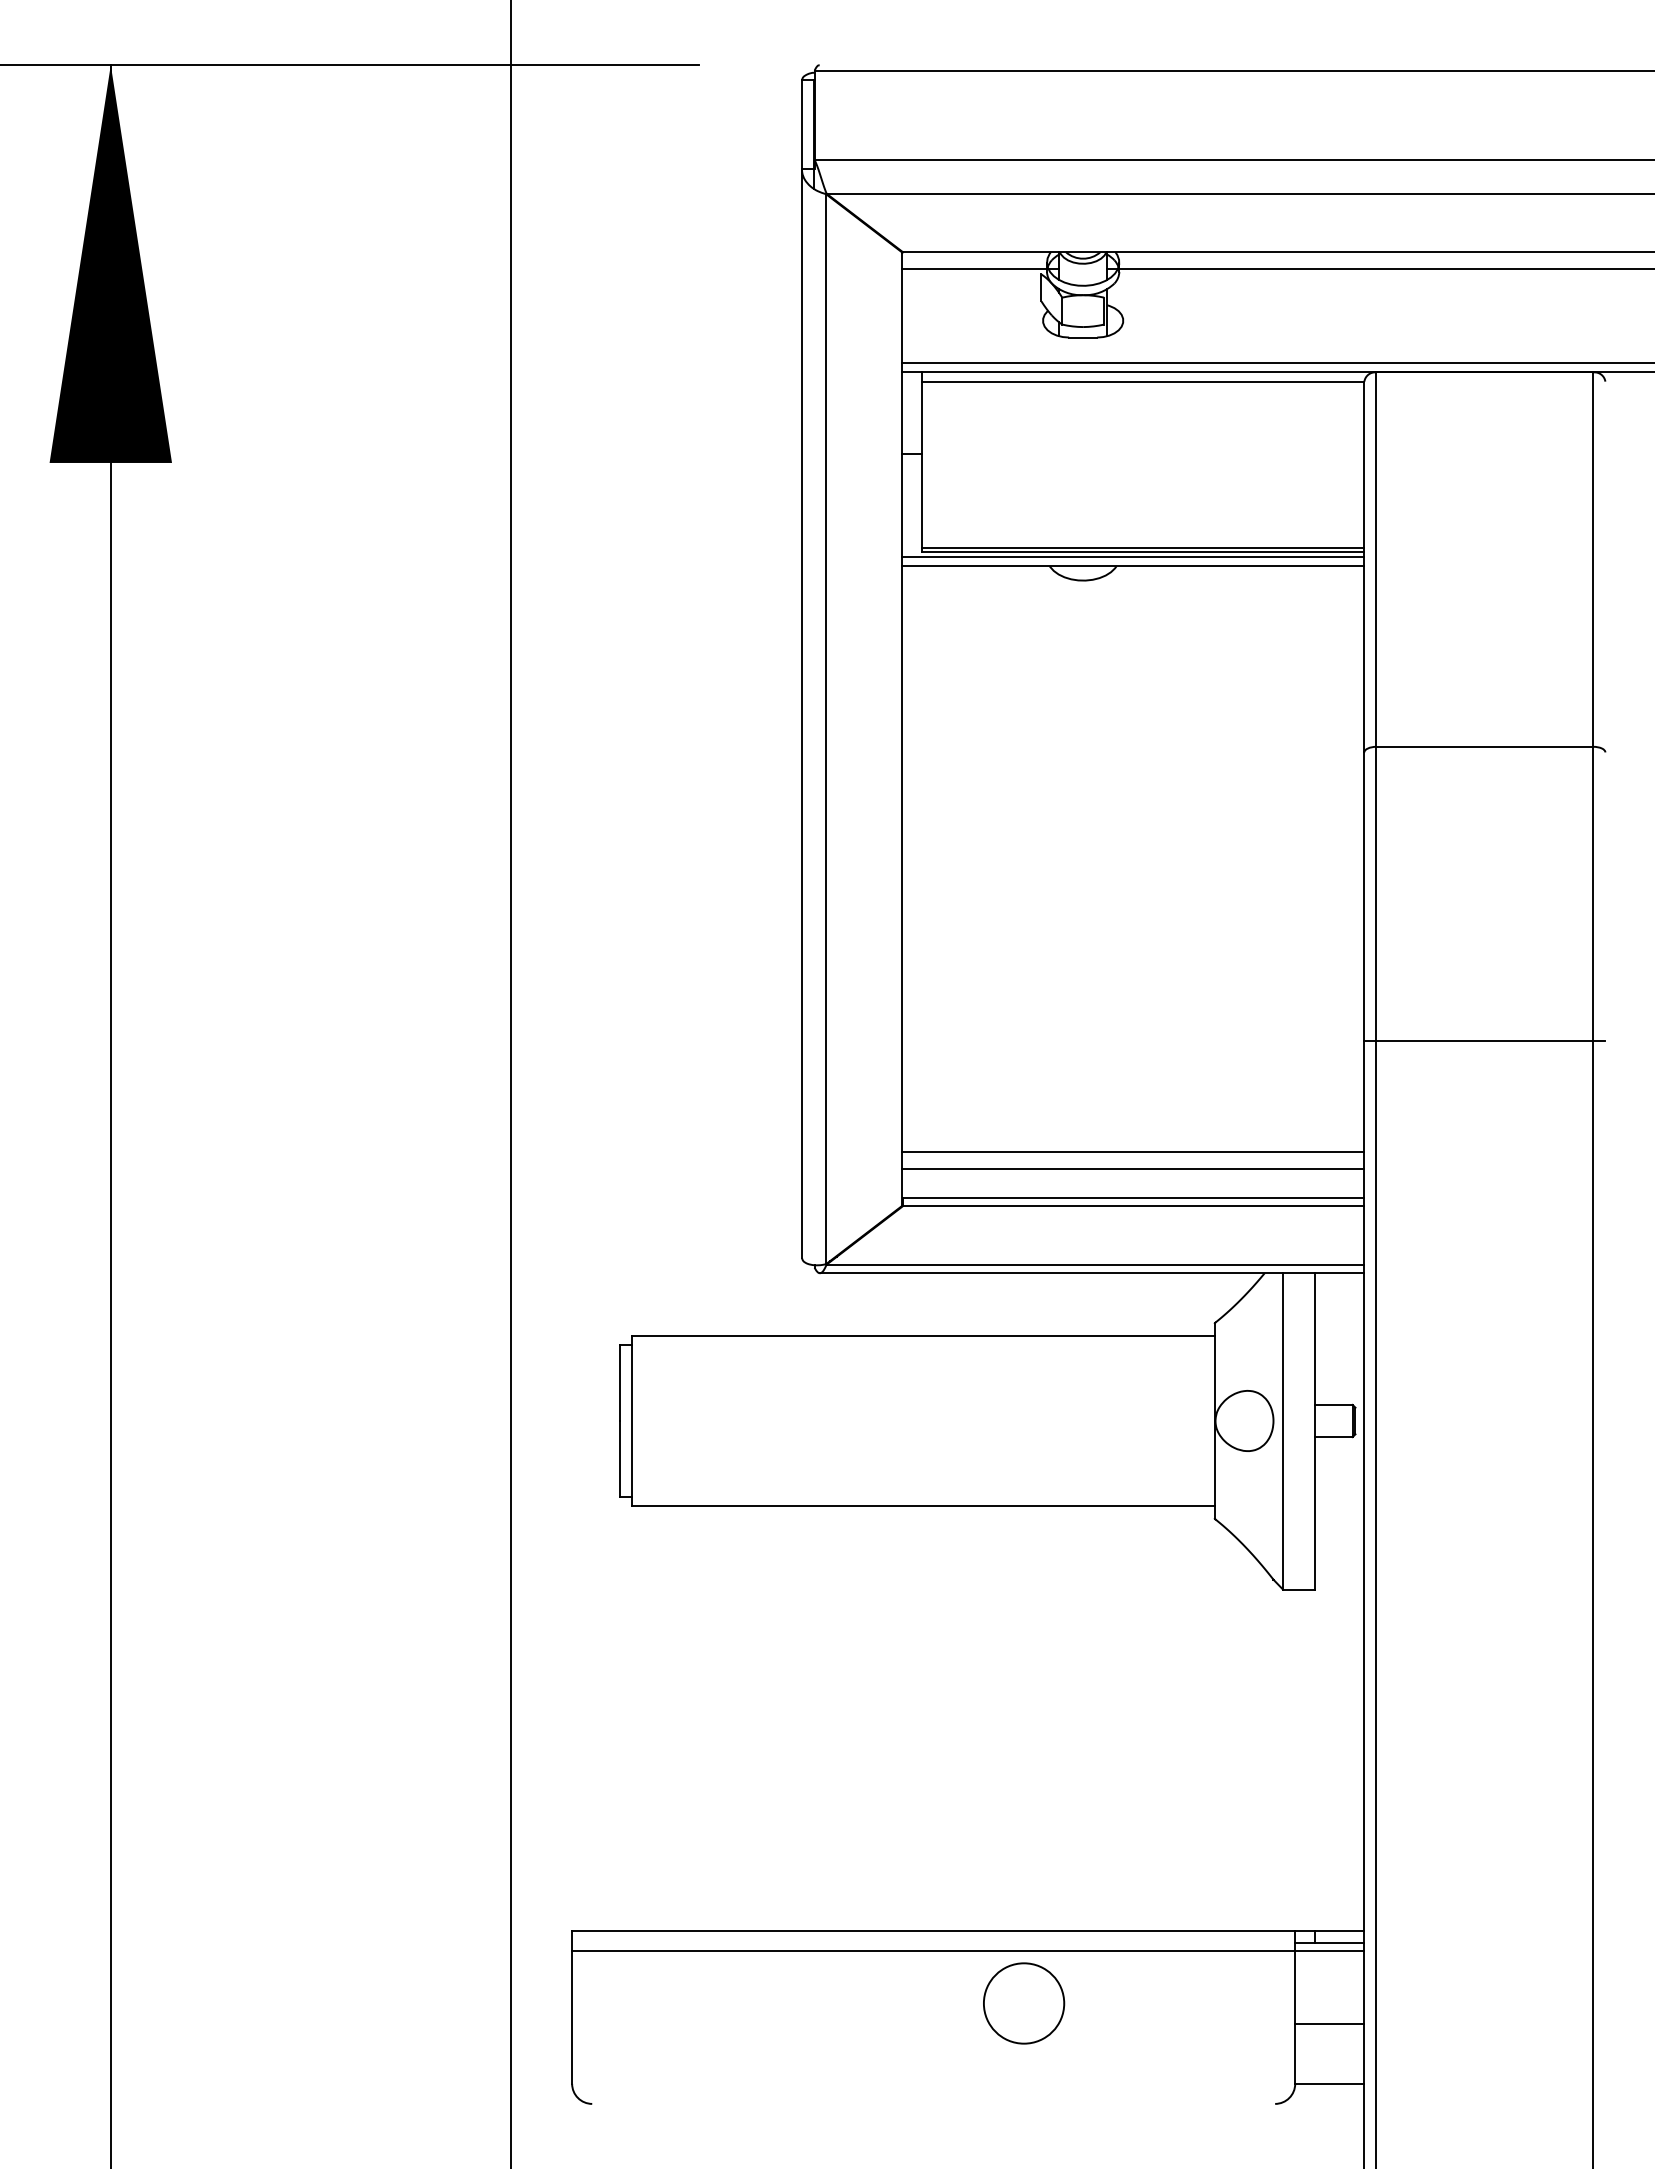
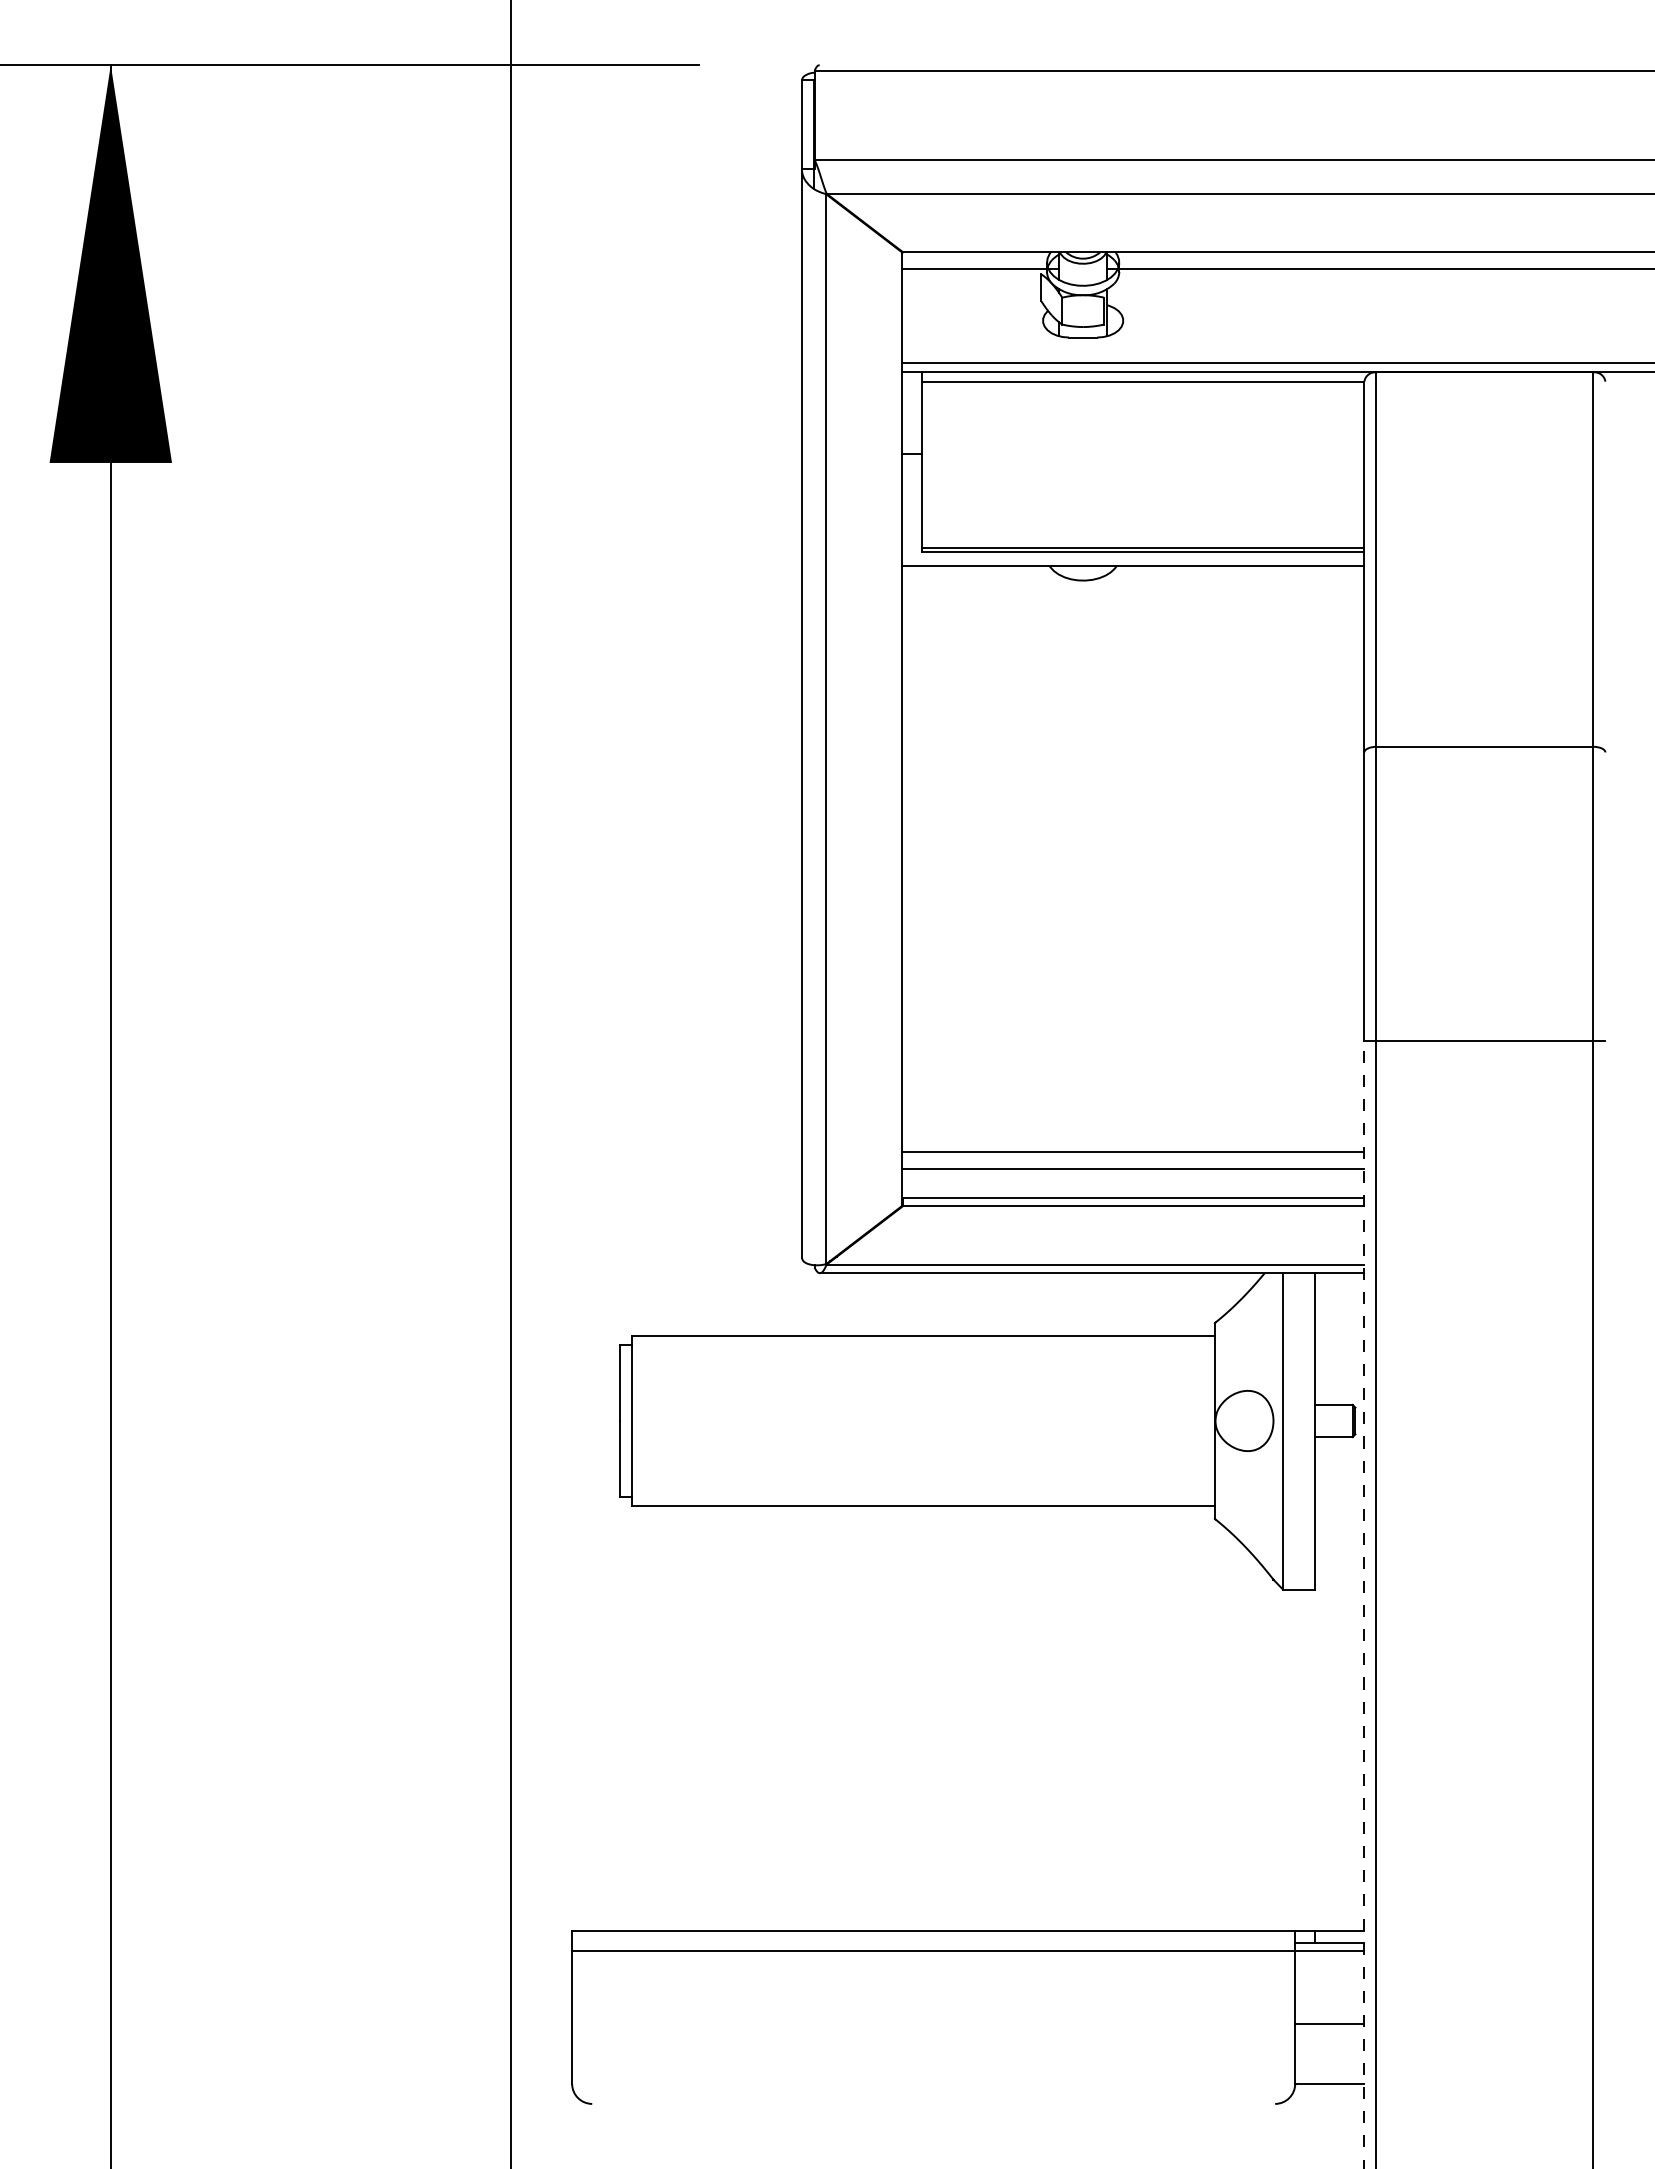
line: present -> none (1133, 557)
line: solid -> dashed (1364, 1604)
circle: present -> none (1024, 2003)
